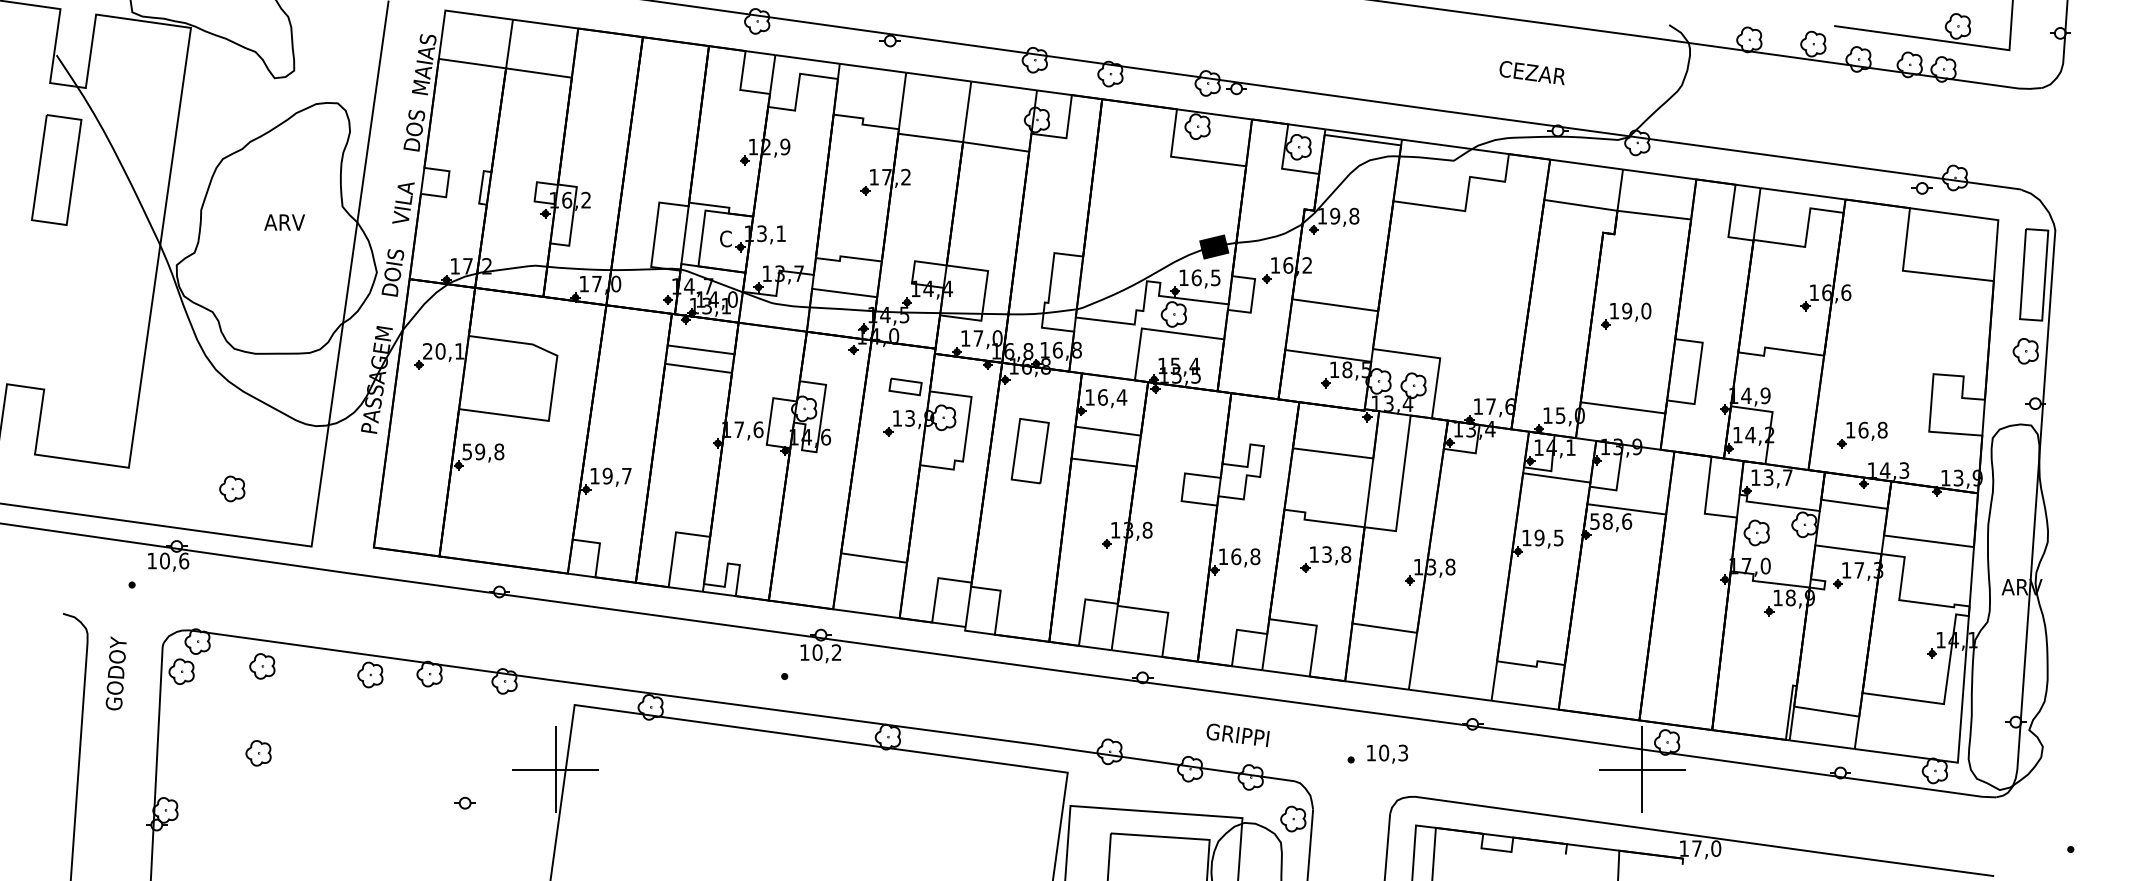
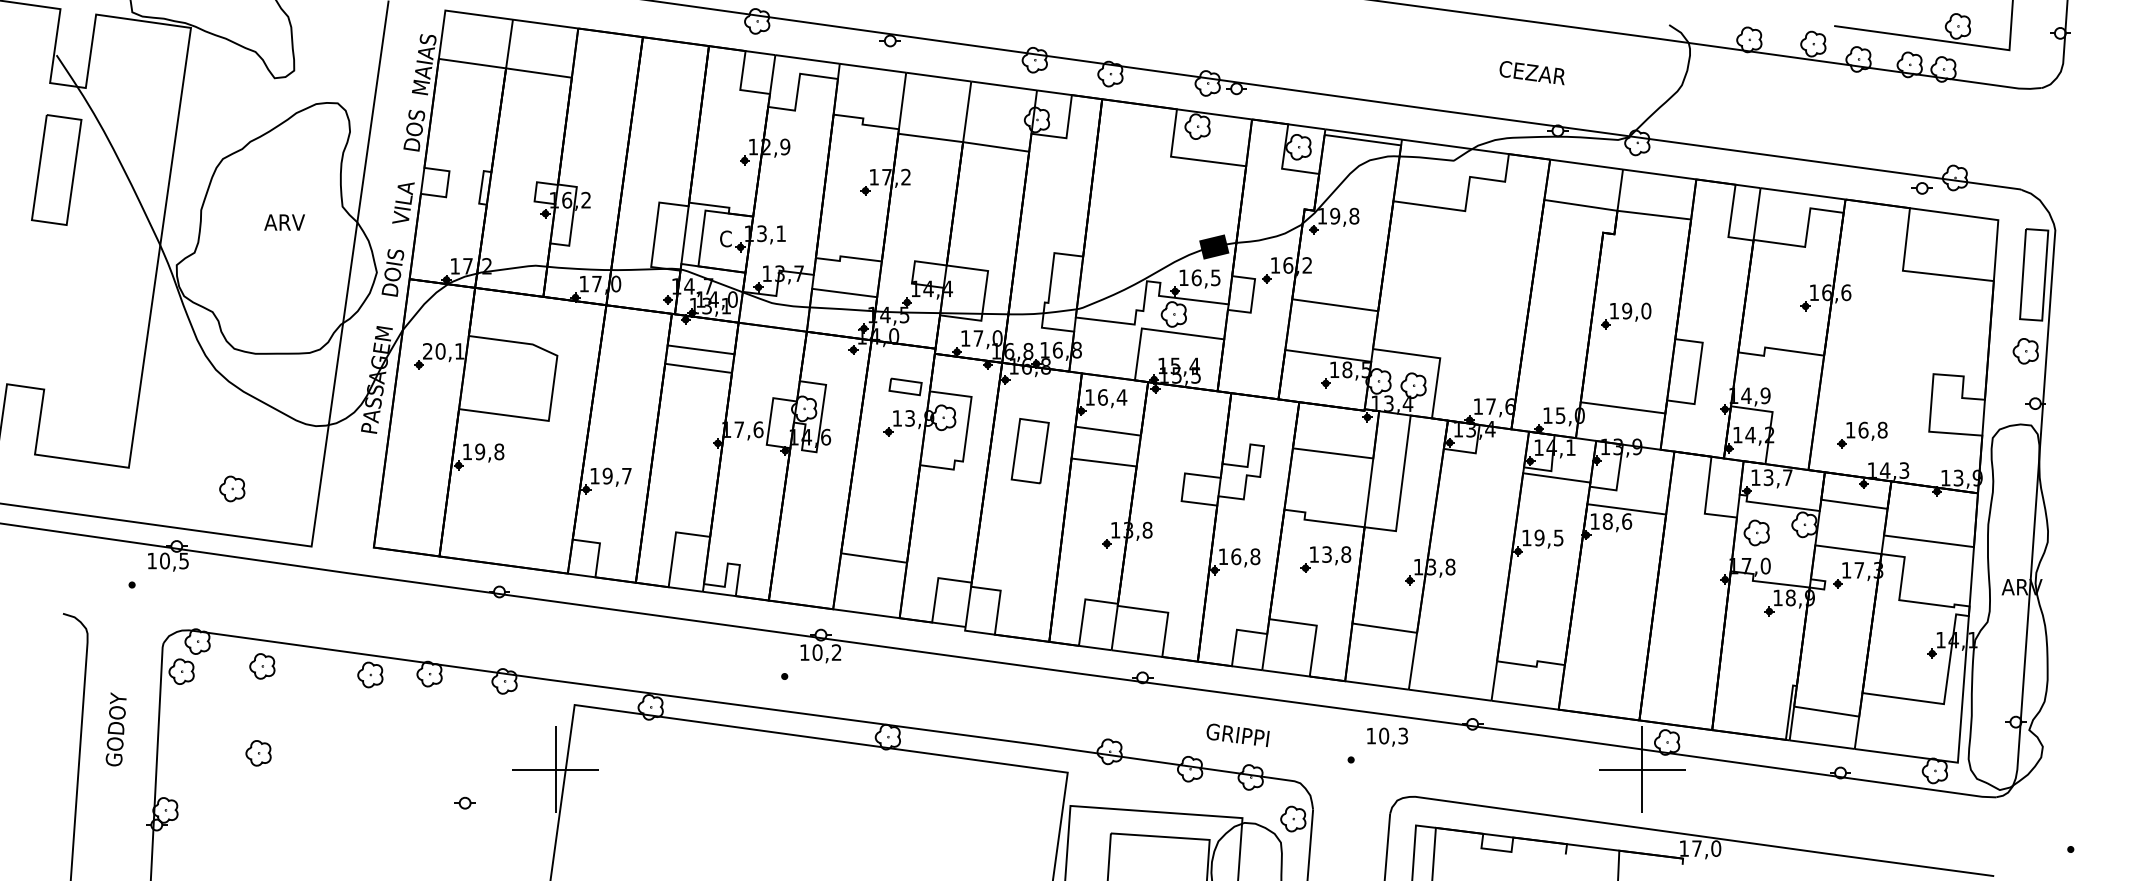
text: 59,8 -> 19,8 (466, 451)
text: 58,6 -> 18,6 (1594, 521)
text: 10,6 -> 10,5 (184, 560)
text position: (115, 673) -> (115, 729) (115, 729)
text position: (1387, 753) -> (1387, 736) (1387, 736)
